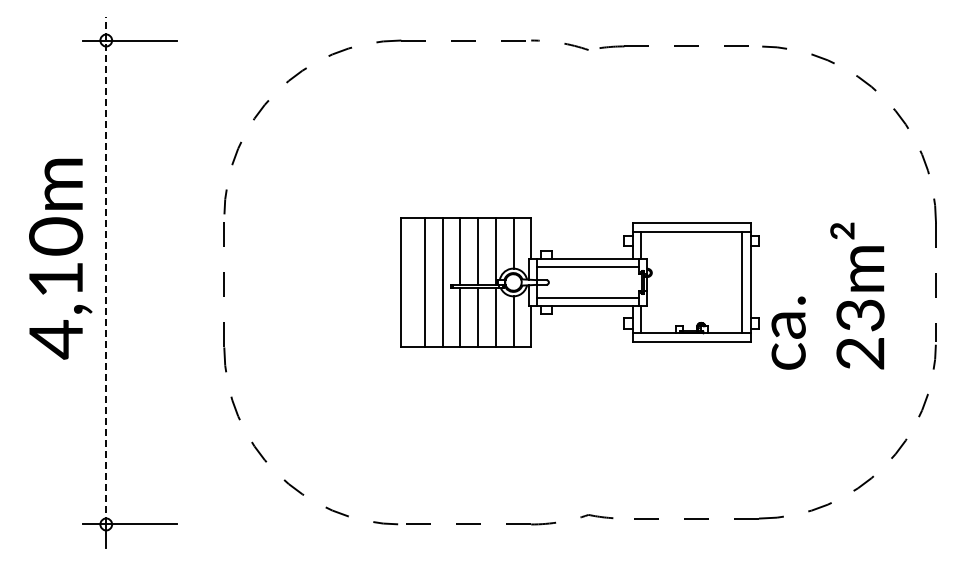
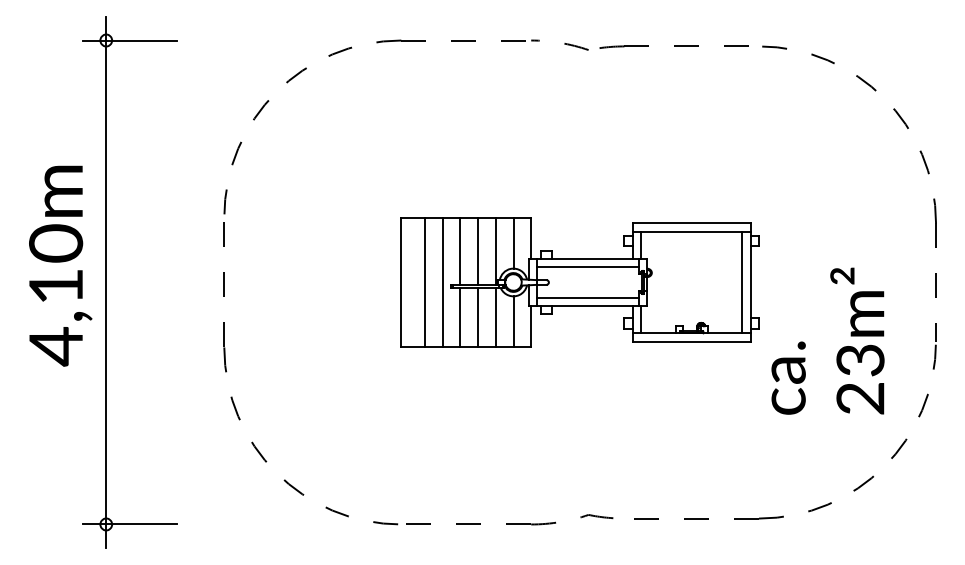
text position: (60, 258) -> (60, 265) (60, 265)
line: dashed -> solid (106, 270)
text position: (827, 295) -> (827, 340) (827, 340)
